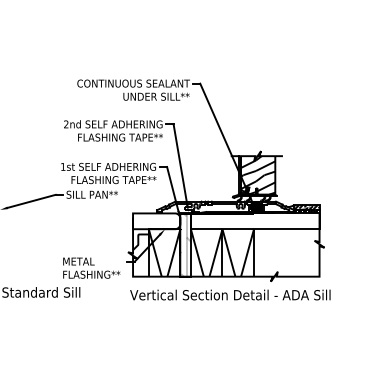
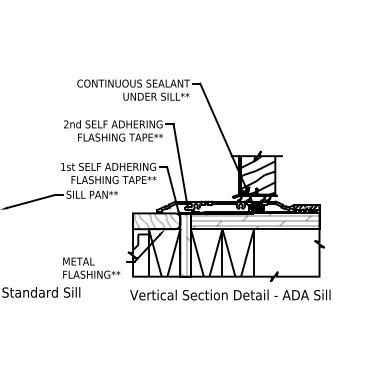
hatch: none -> present (156, 221)
hatch: none -> present (254, 221)
